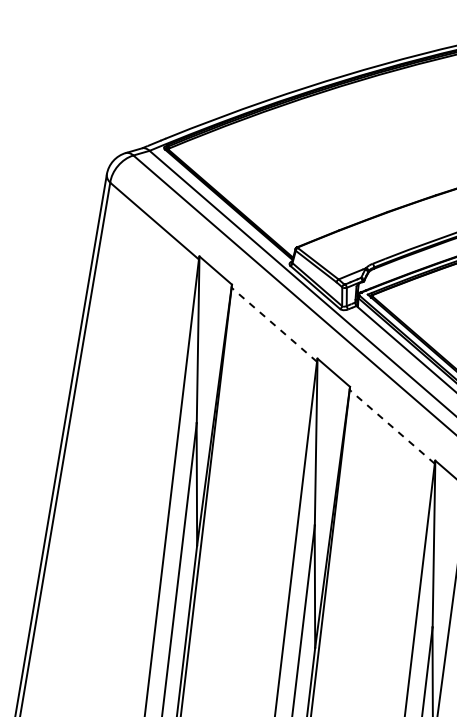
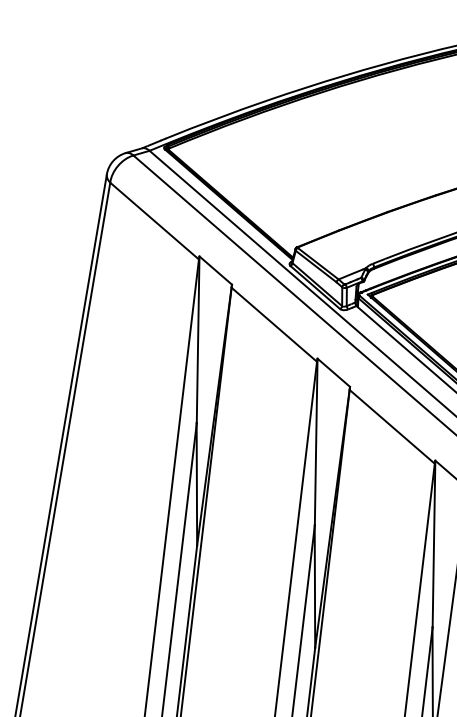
line: dashed -> solid (273, 324)
line: dashed -> solid (391, 426)
